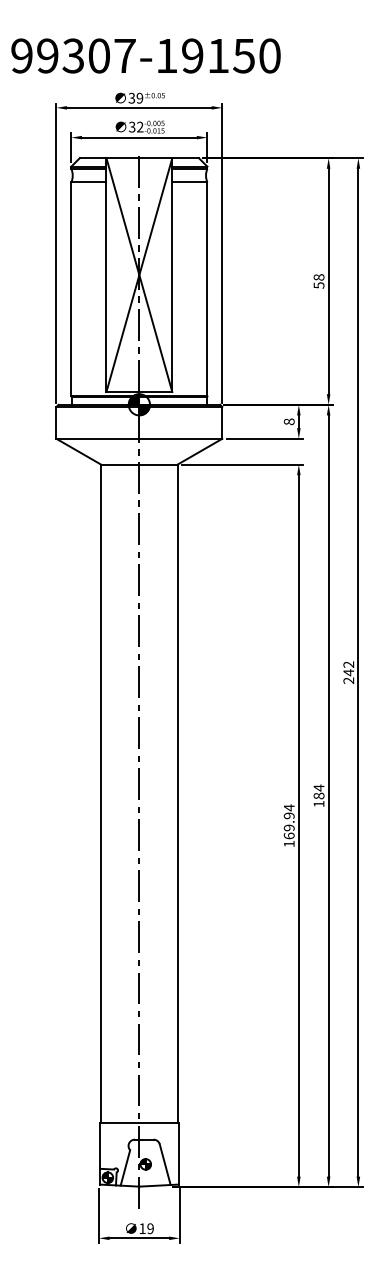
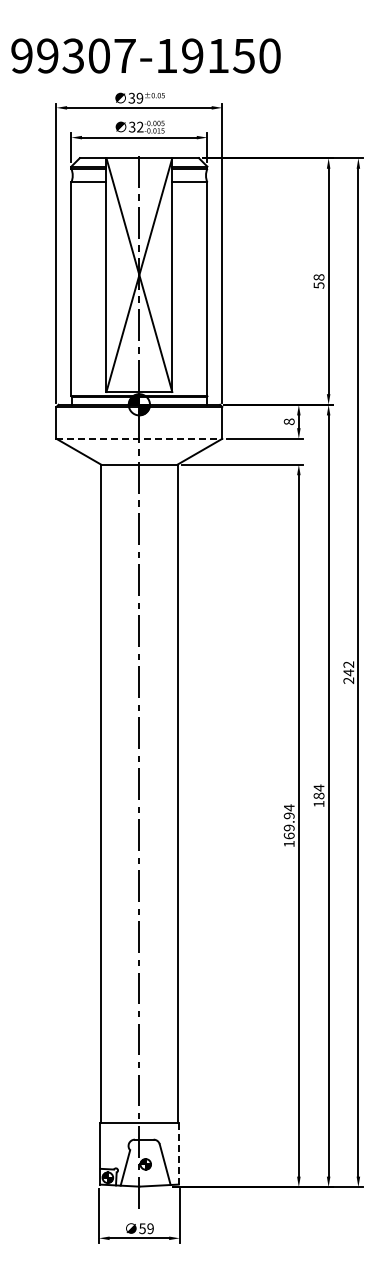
line: solid -> dashed (139, 438)
line: solid -> dashed (178, 1154)
text: 19 -> 59 (142, 1228)
